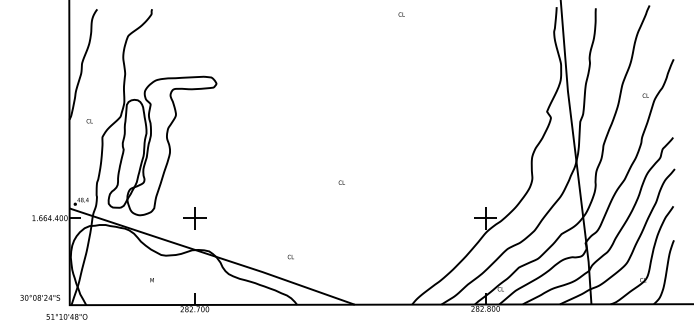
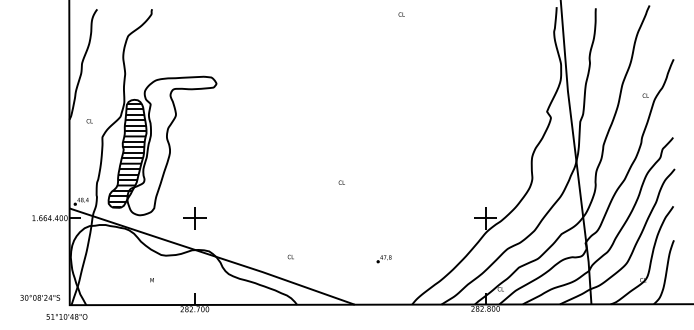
hatch: none -> present (127, 155)
part: none -> present (383, 259)
